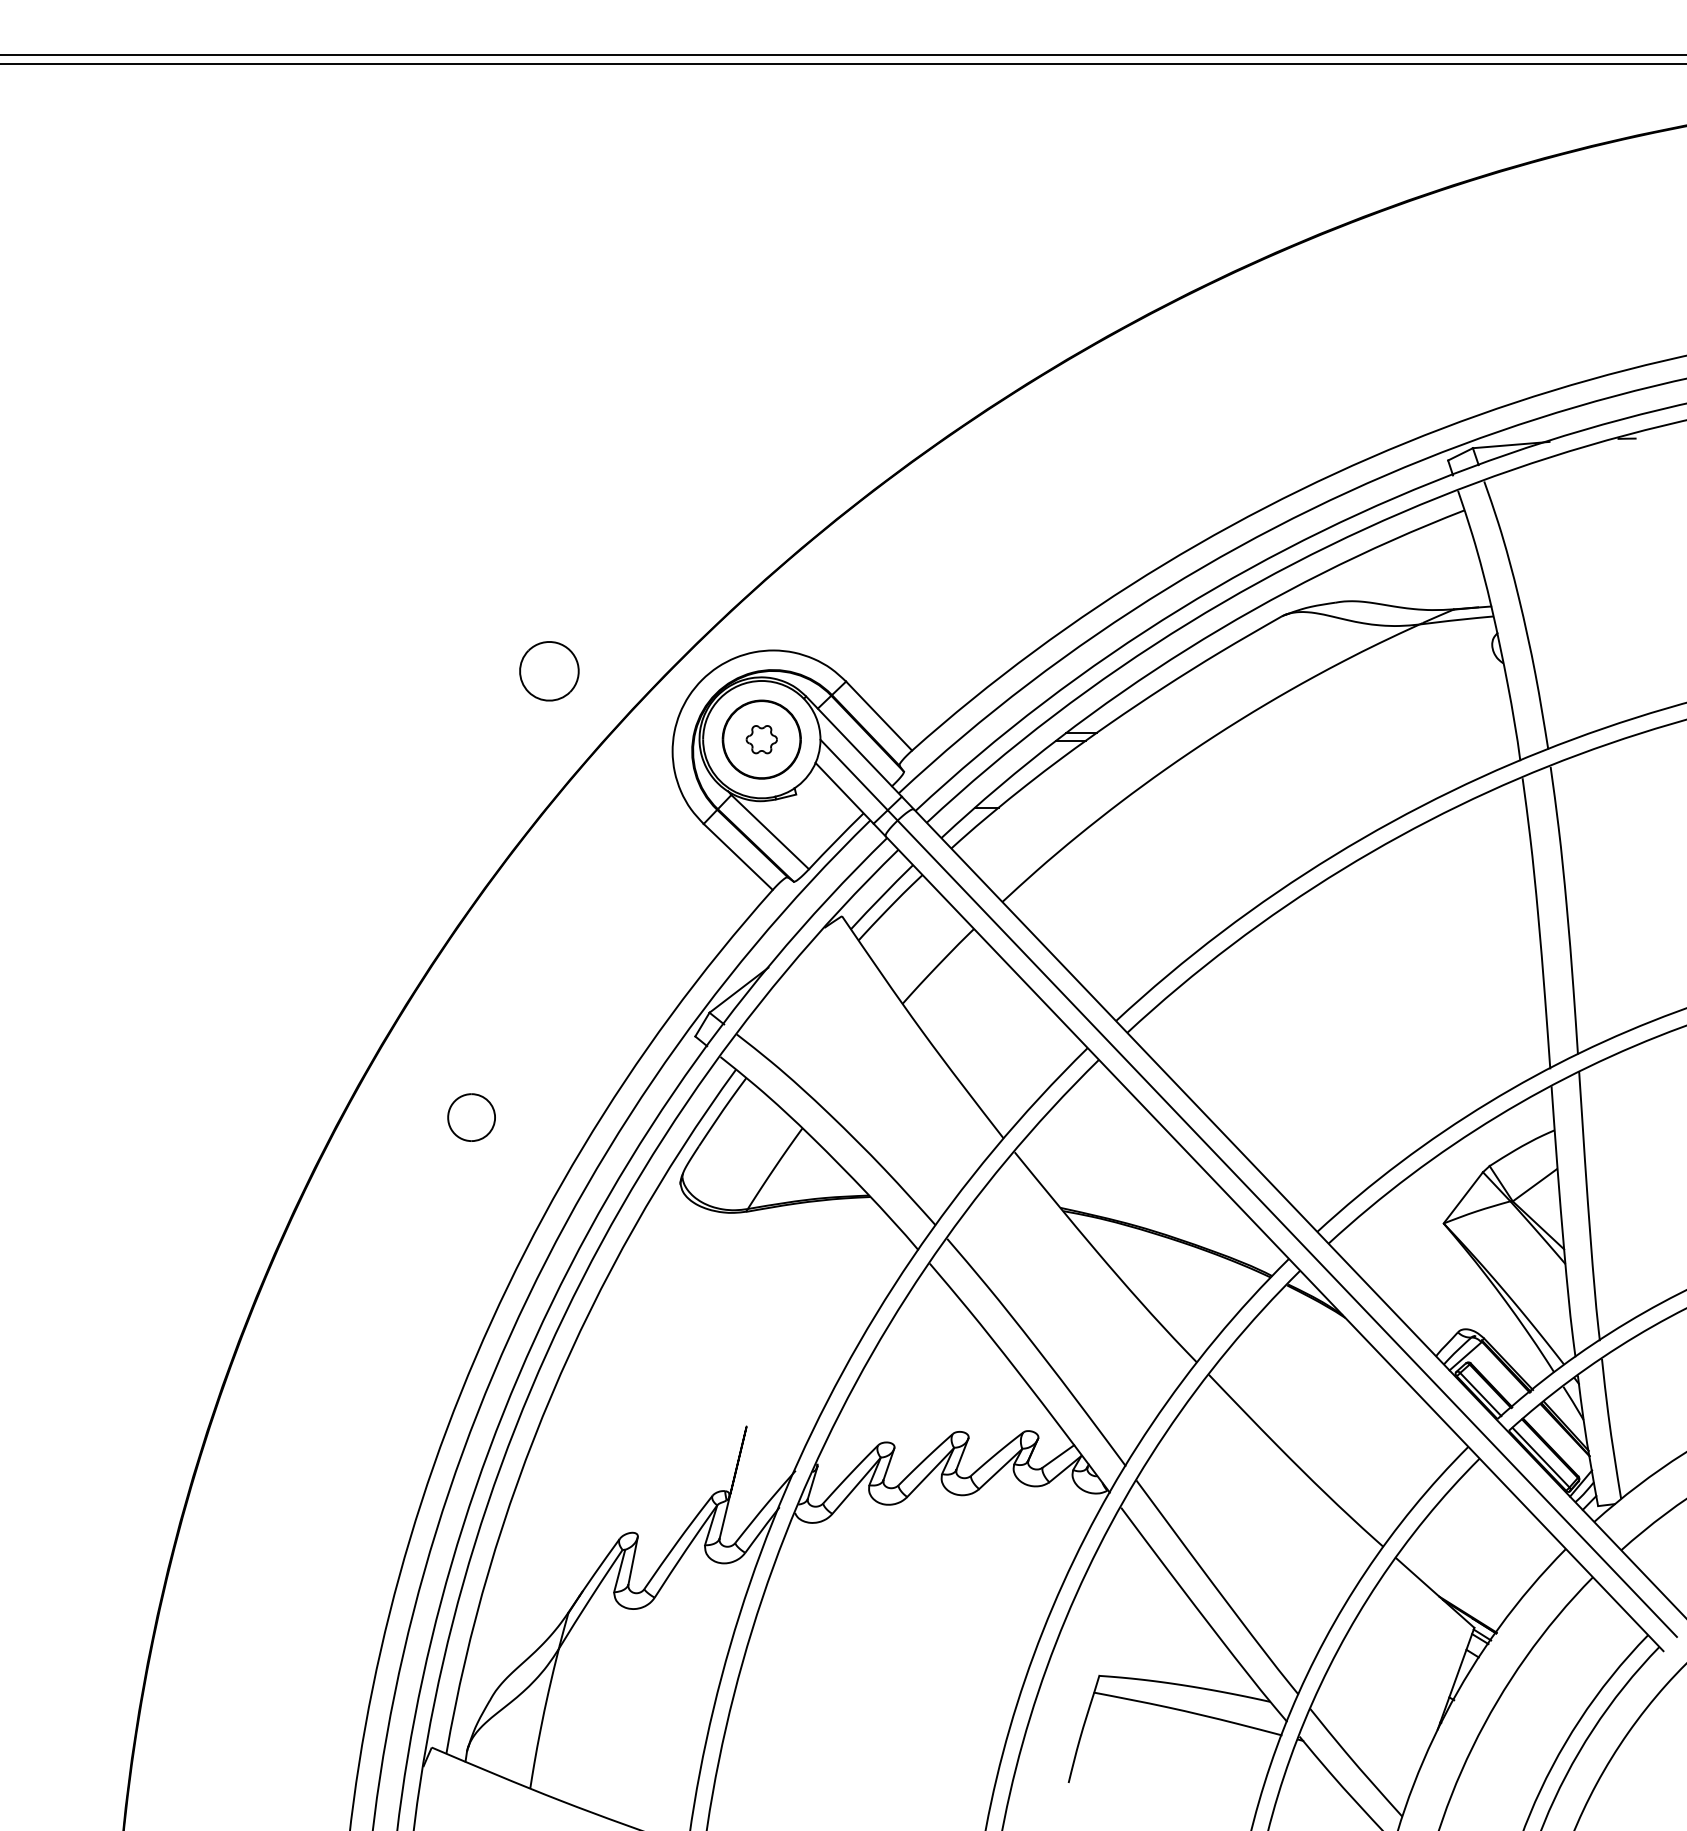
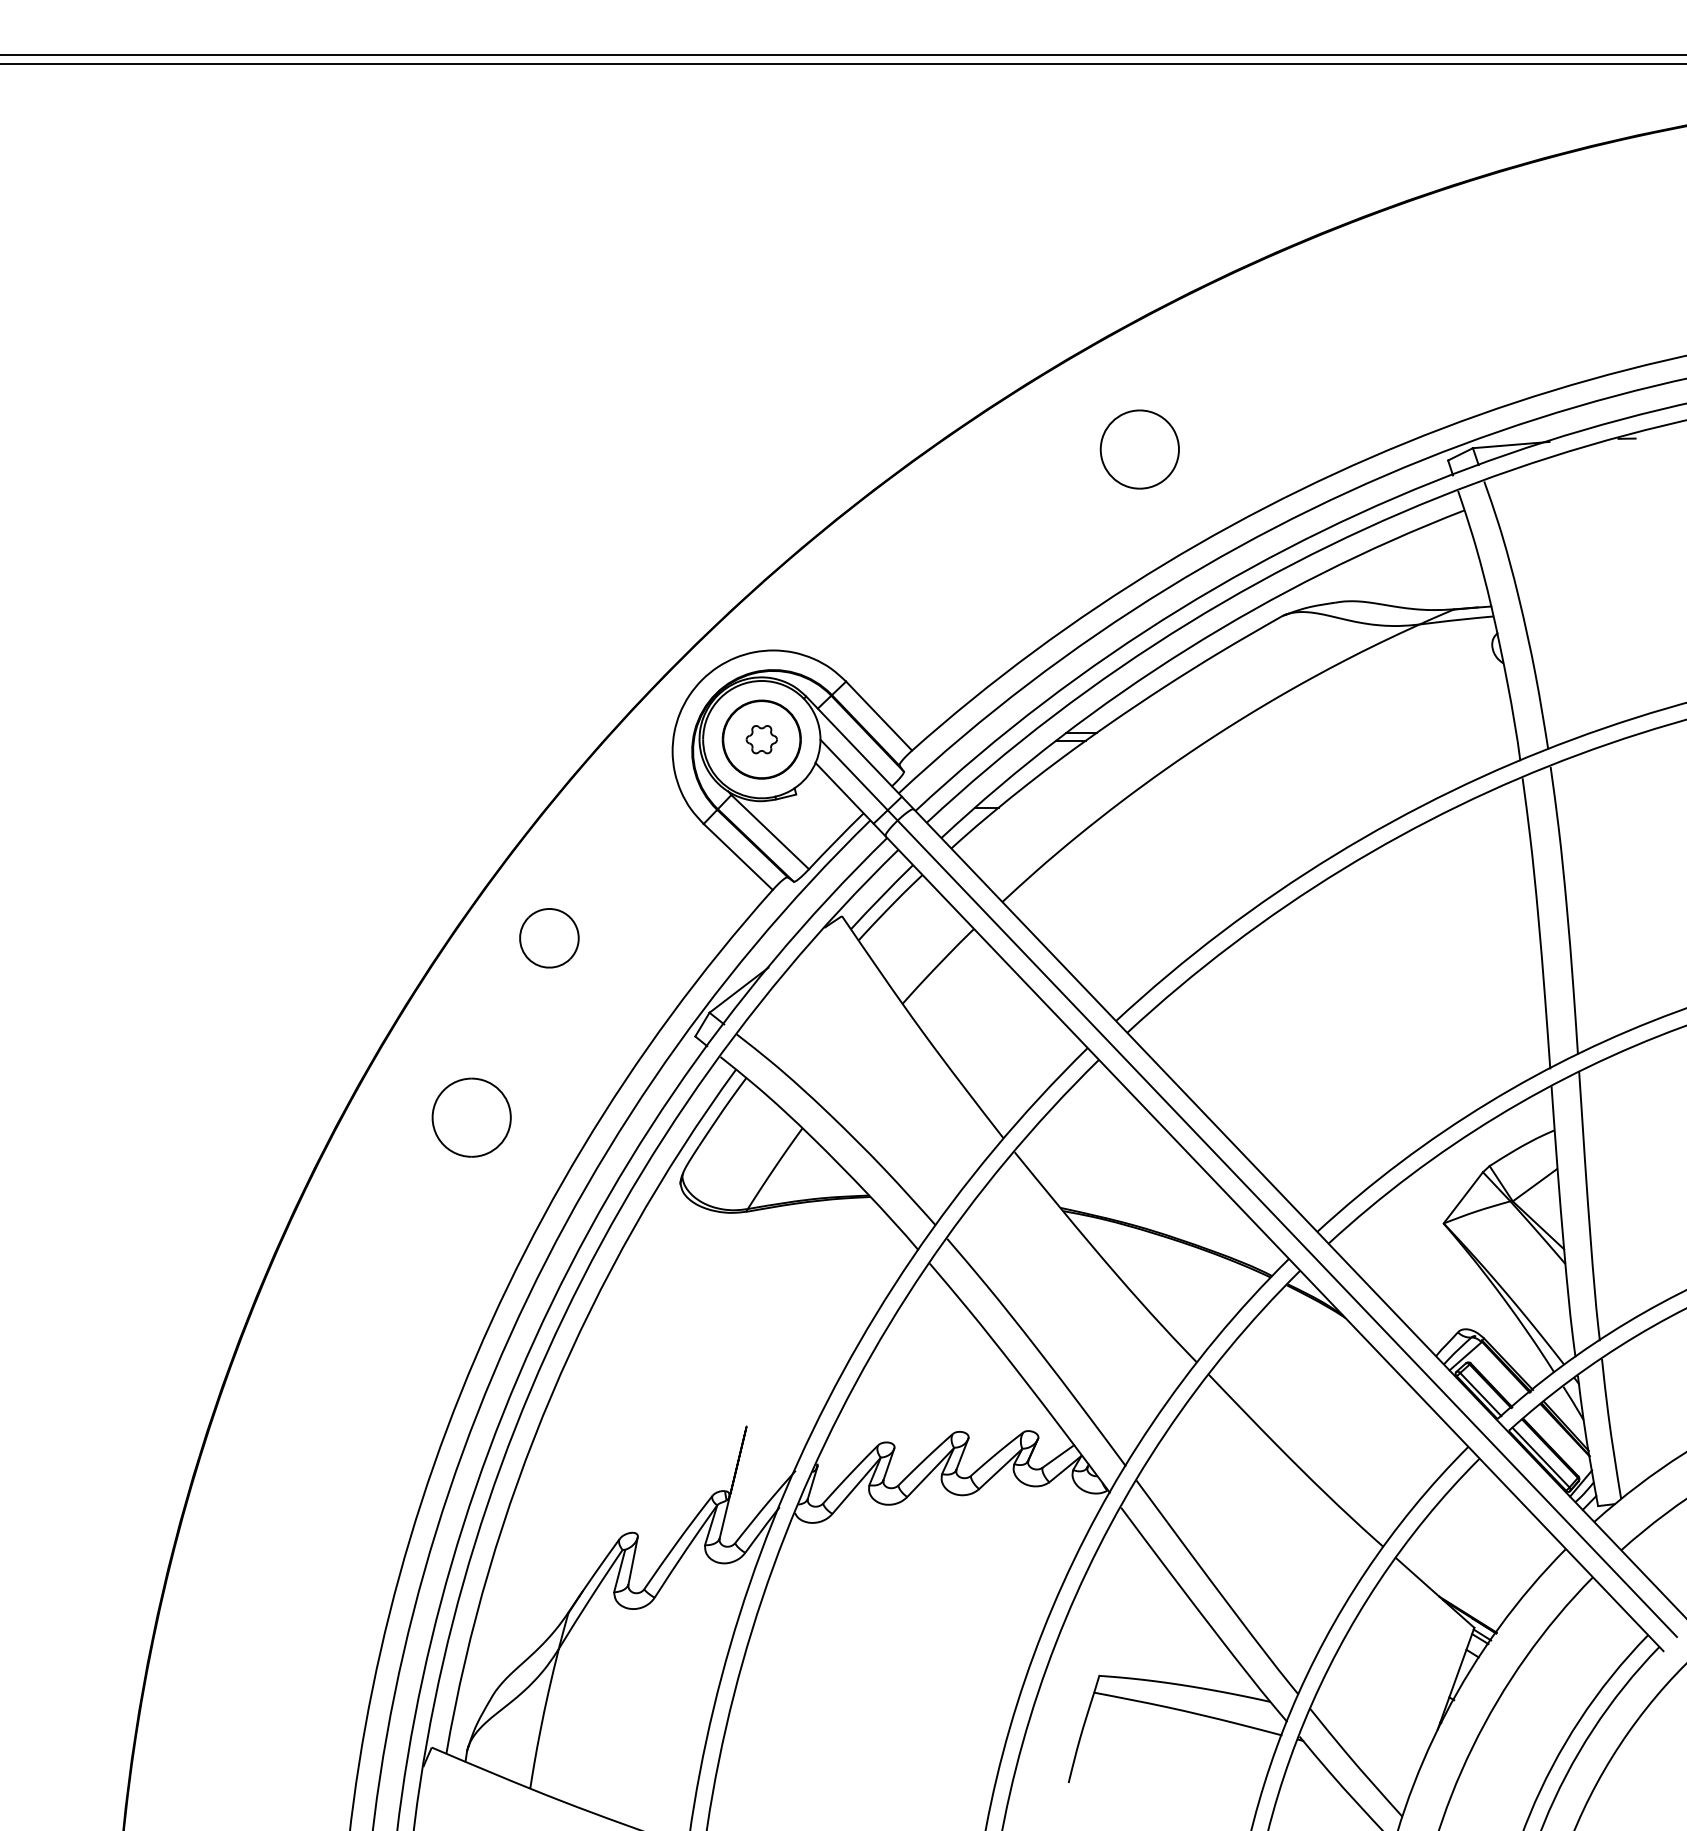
part: none -> present (1139, 449)
part position: (549, 671) -> (549, 938) (549, 938)
part size: 49x49 px -> 81x81 px (471, 1117)
